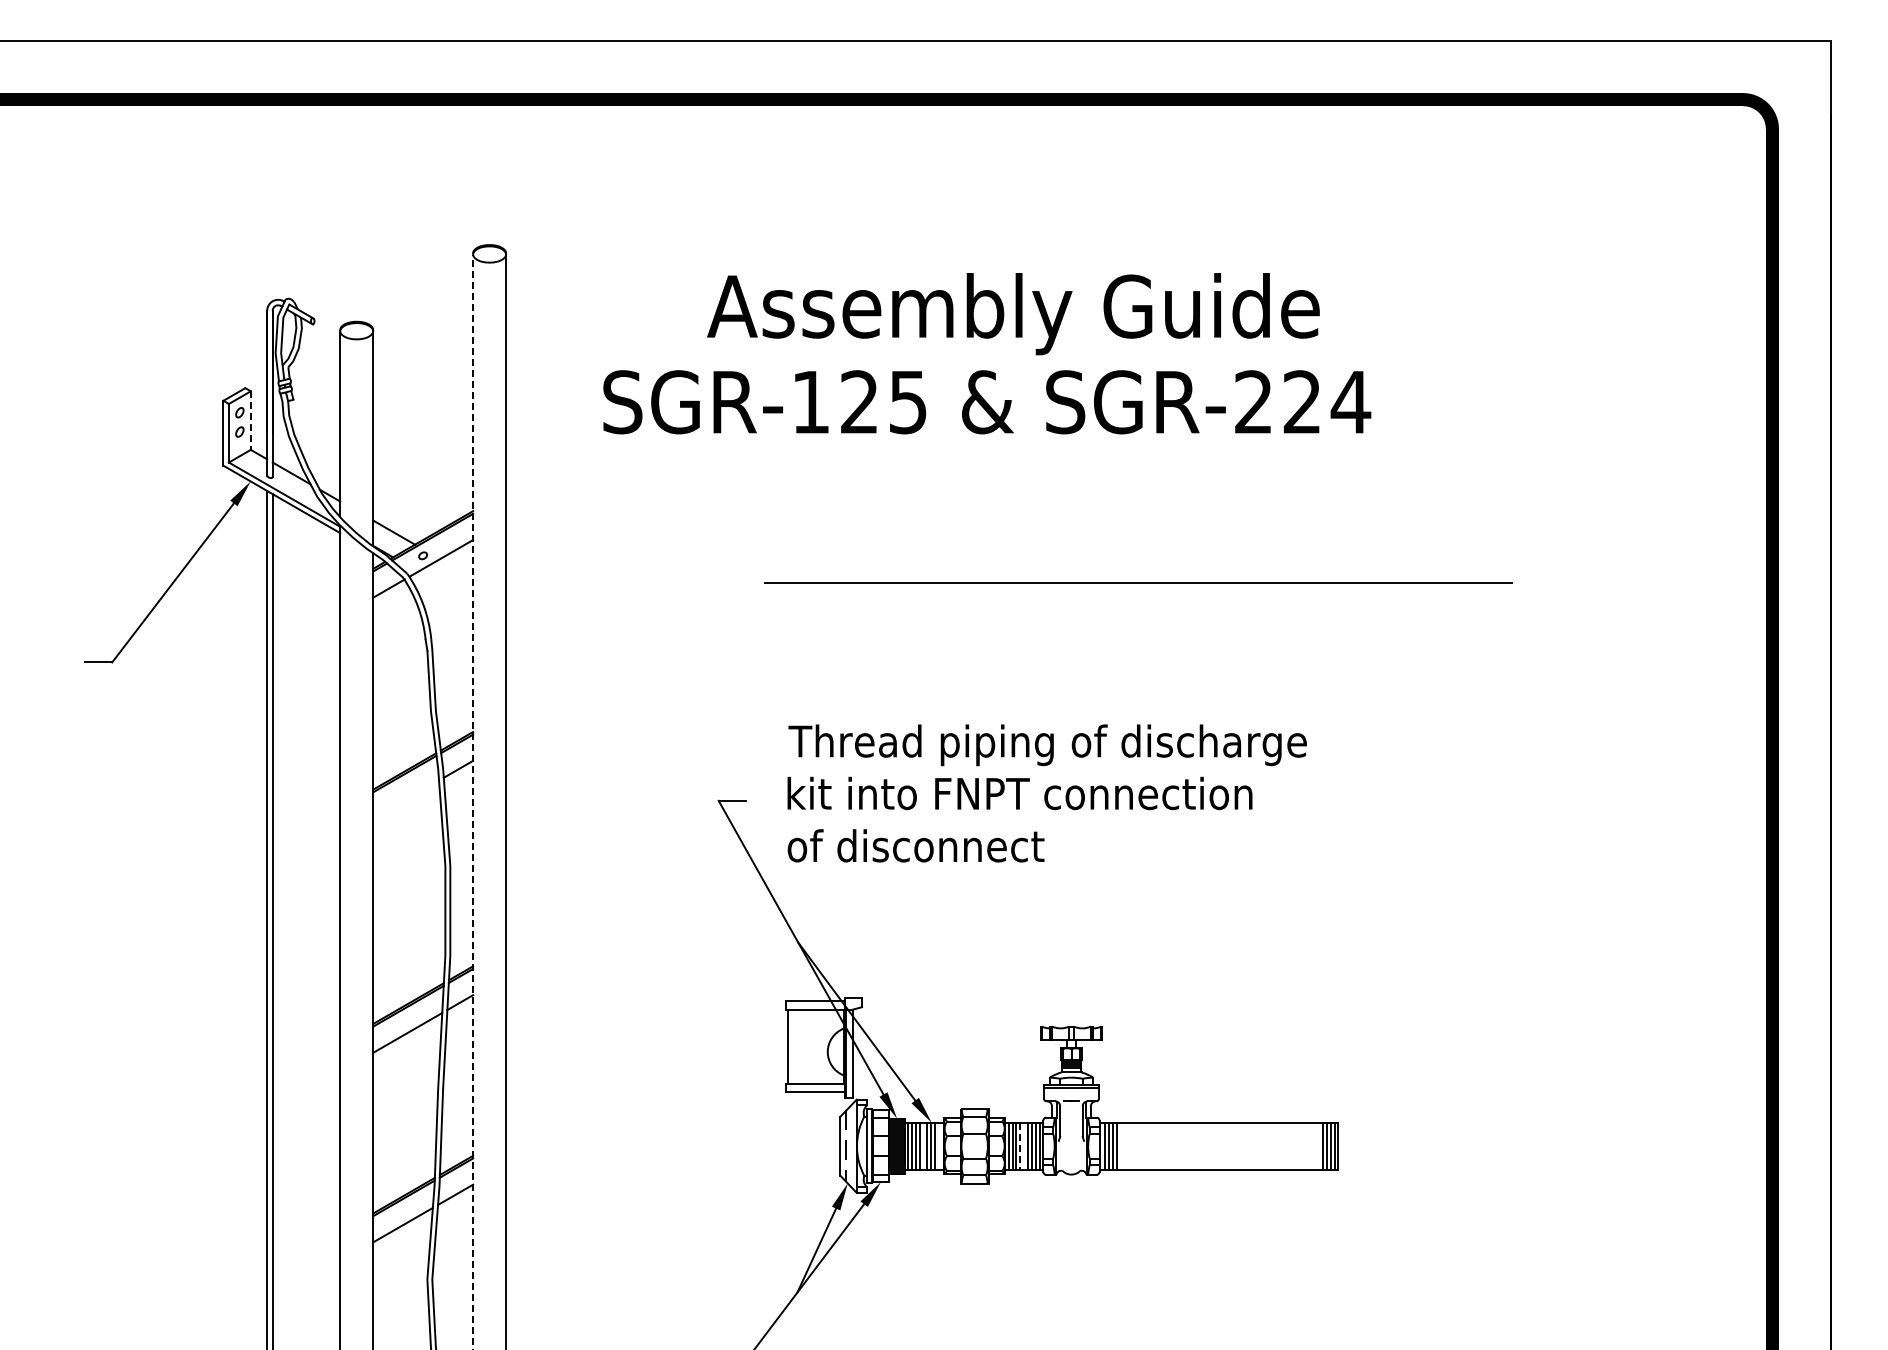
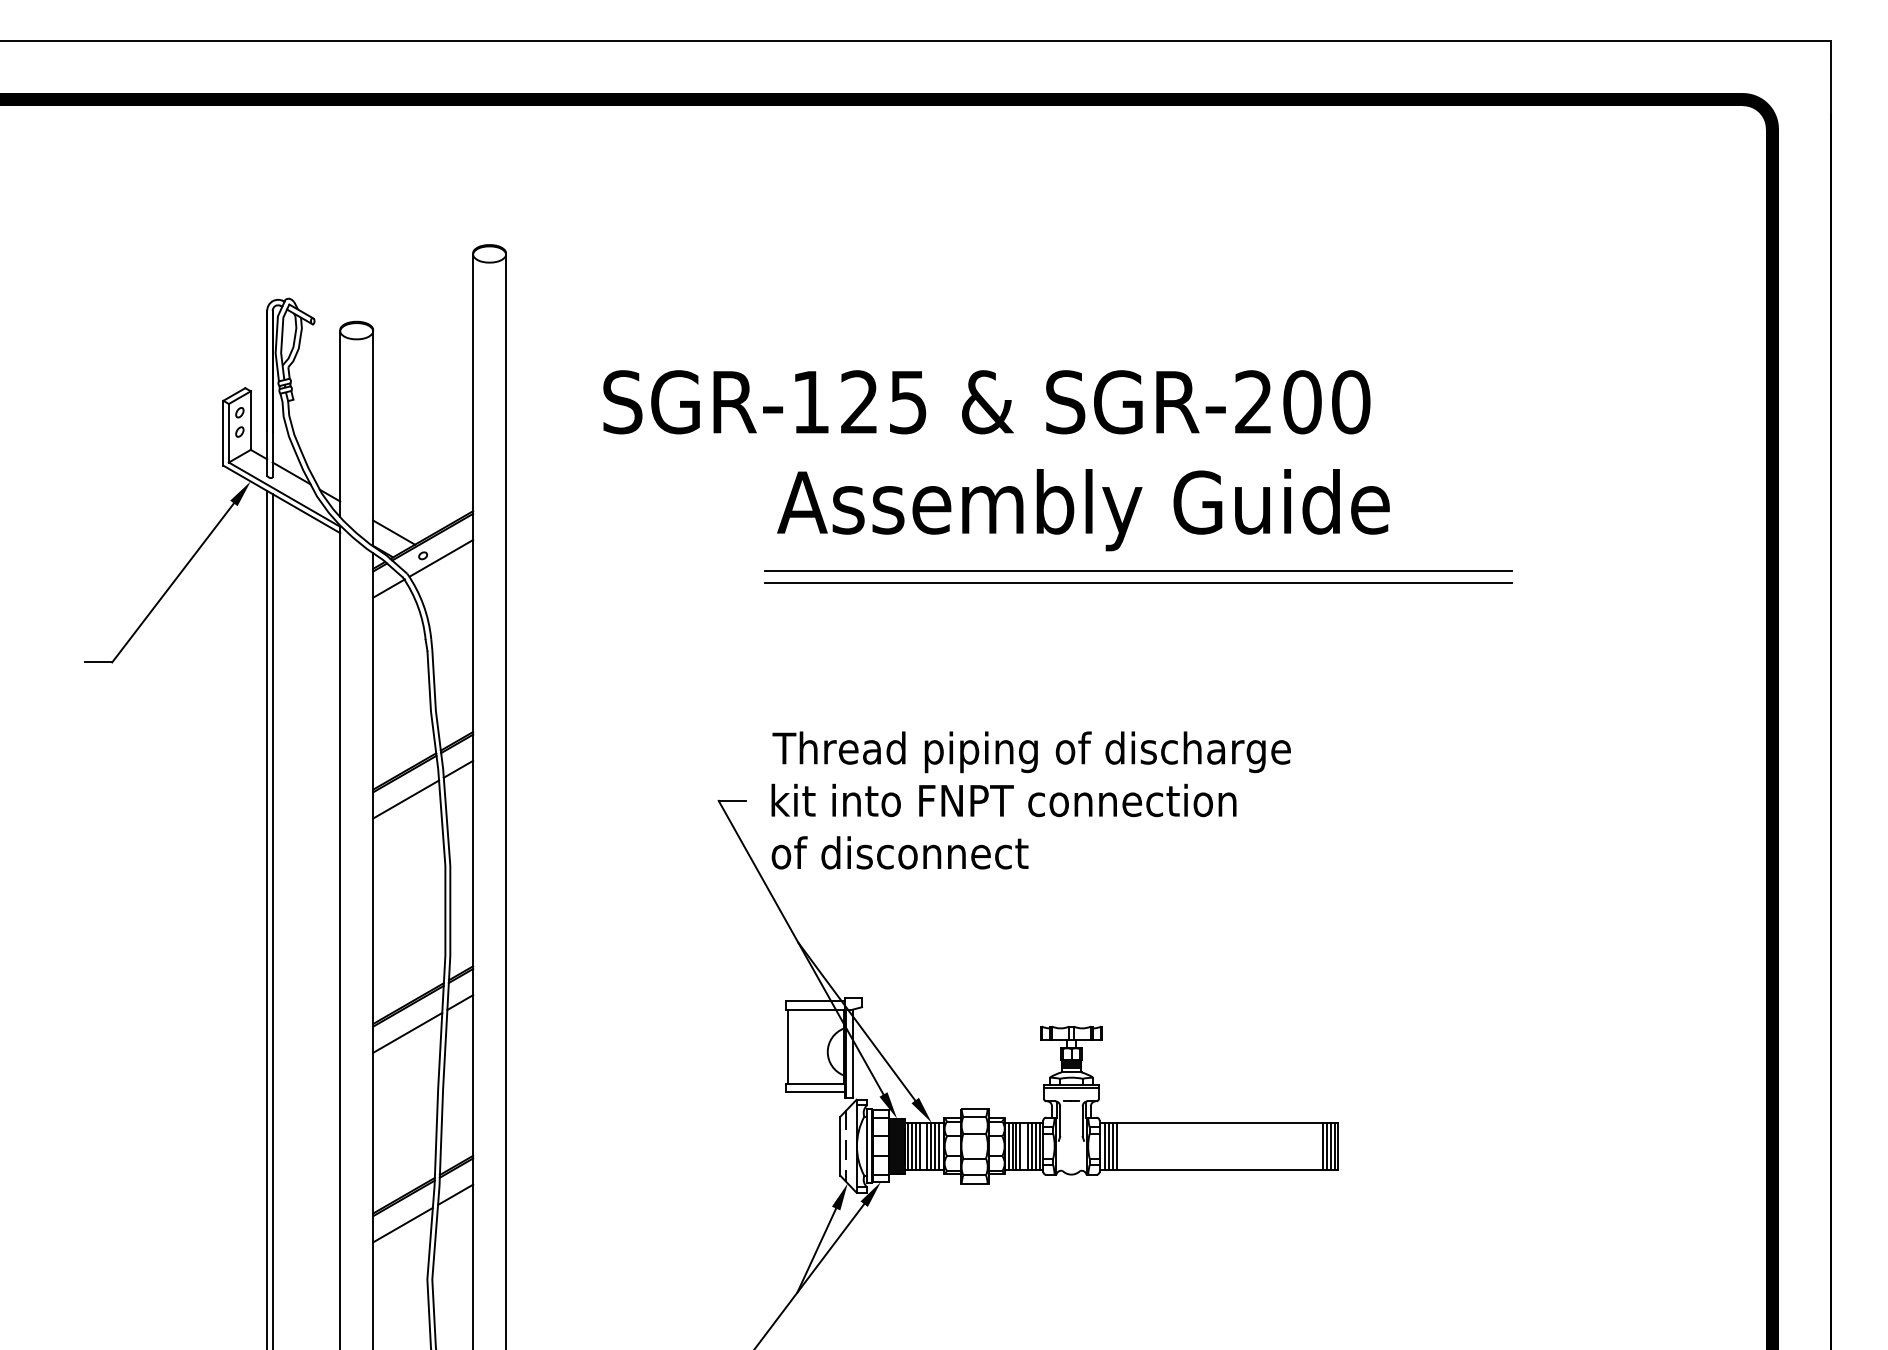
text position: (1013, 314) -> (1083, 510) (1083, 510)
text: SGR-224 -> SGR-200 (1327, 402)
line: dashed -> solid (250, 421)
line: none -> present (1137, 571)
text position: (1046, 793) -> (1030, 800) (1030, 800)
line: none -> present (406, 799)
line: dashed -> solid (473, 802)
line: none -> present (939, 1145)
line: dashed -> solid (1020, 1146)
